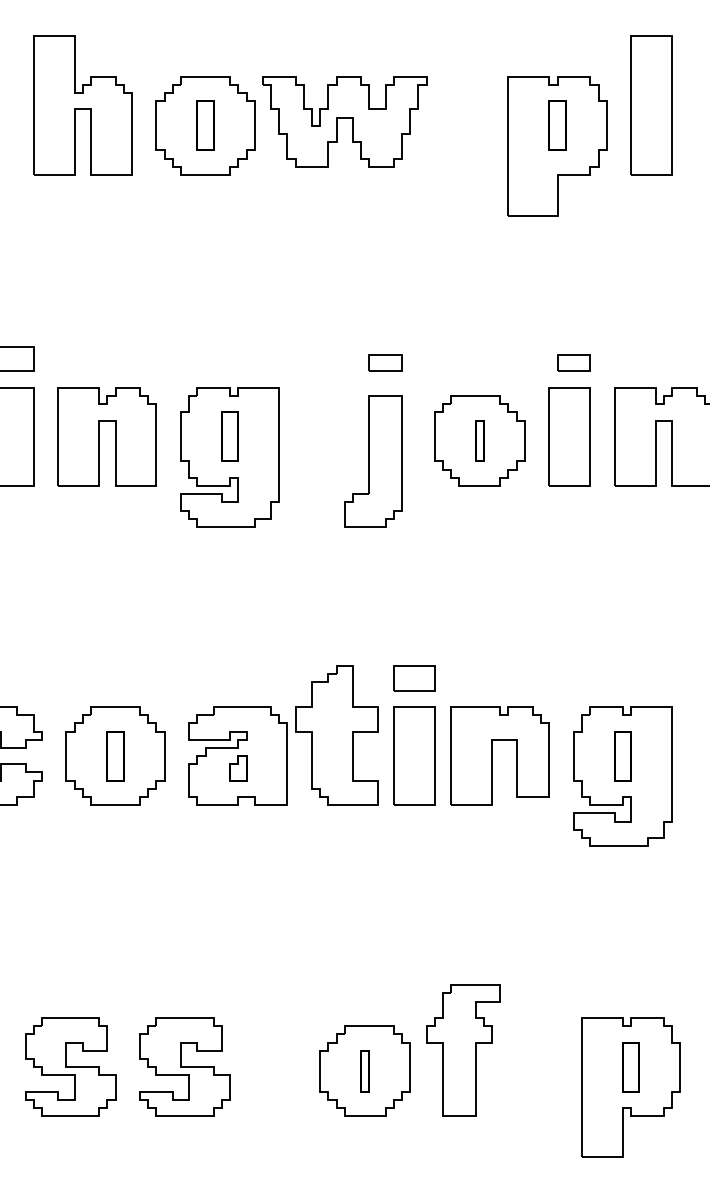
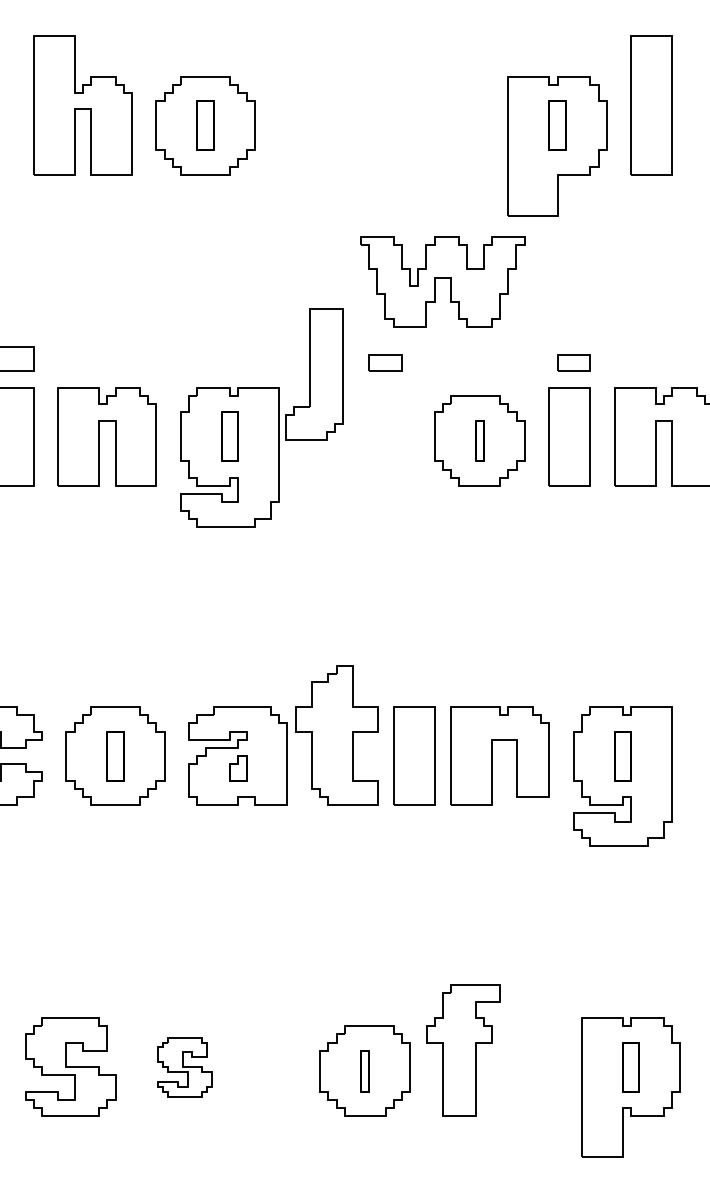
part position: (344, 121) -> (442, 281) (442, 281)
part position: (373, 461) -> (314, 374) (314, 374)
part: present -> none (414, 678)
part size: 92x100 px -> 56x61 px (184, 1067)
